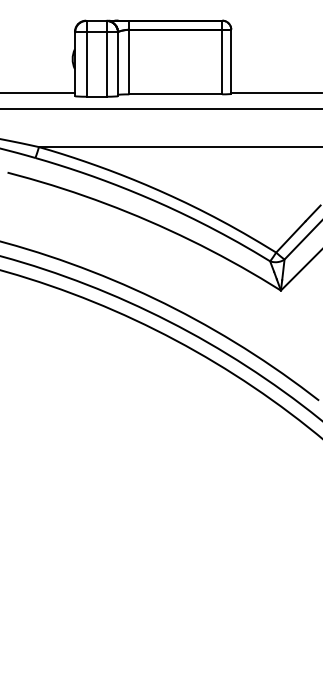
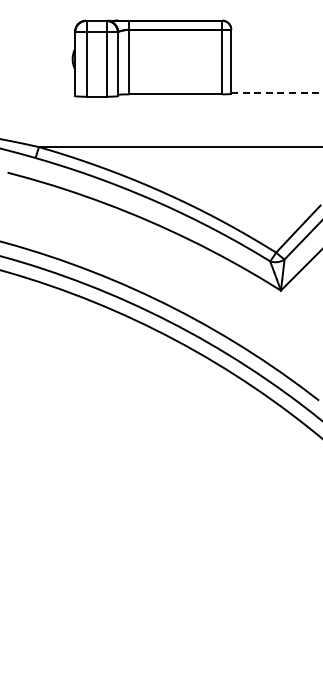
line: present -> none (38, 93)
line: solid -> dashed (277, 93)
line: present -> none (160, 108)
